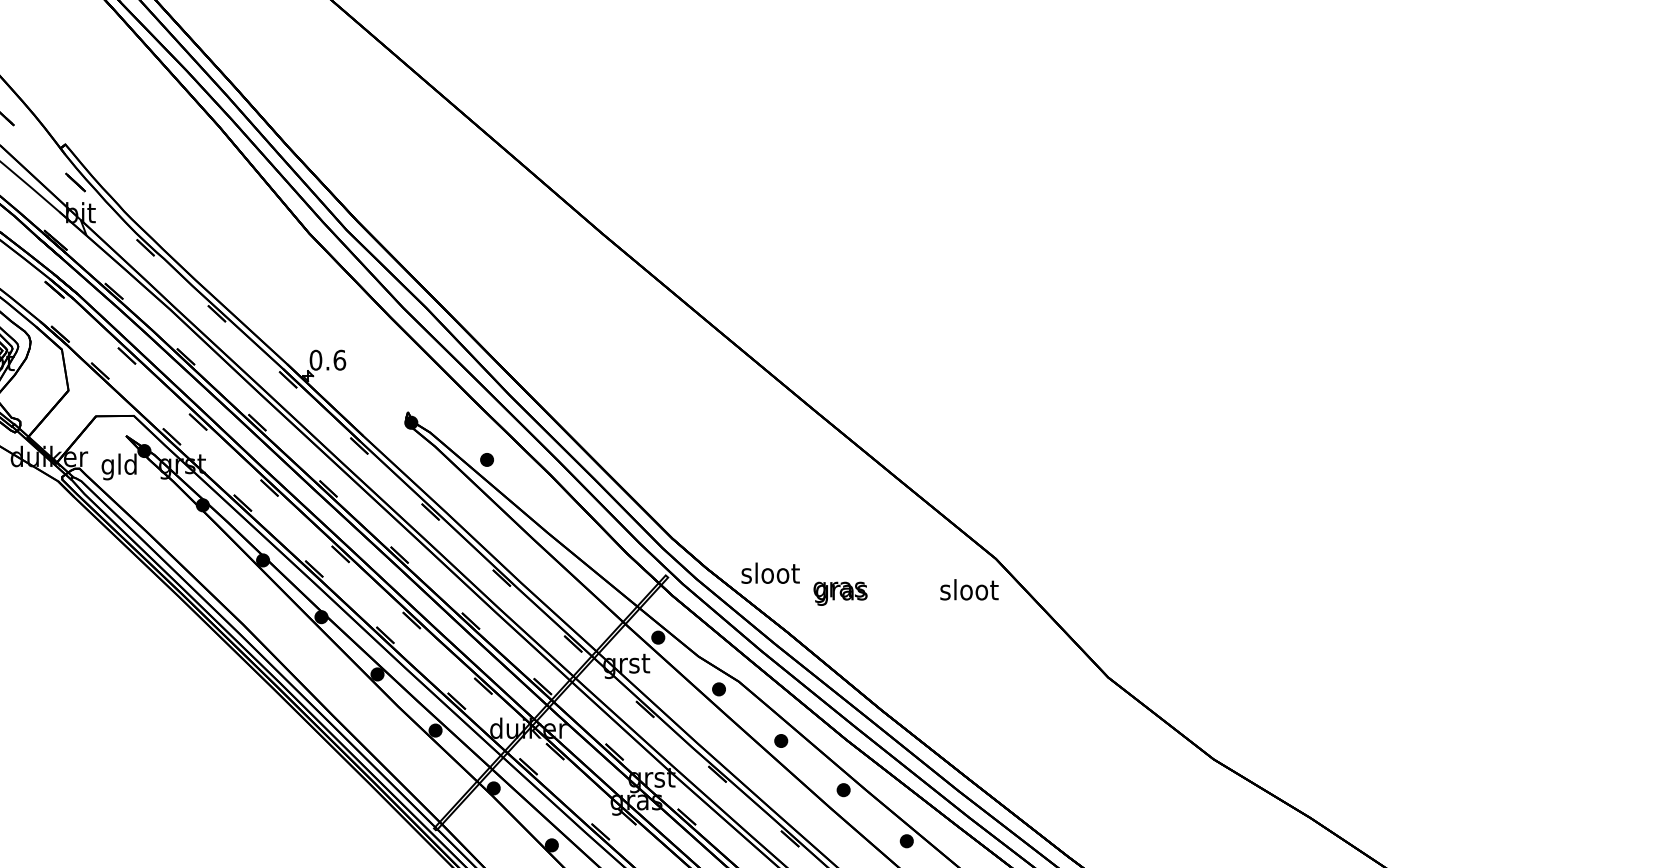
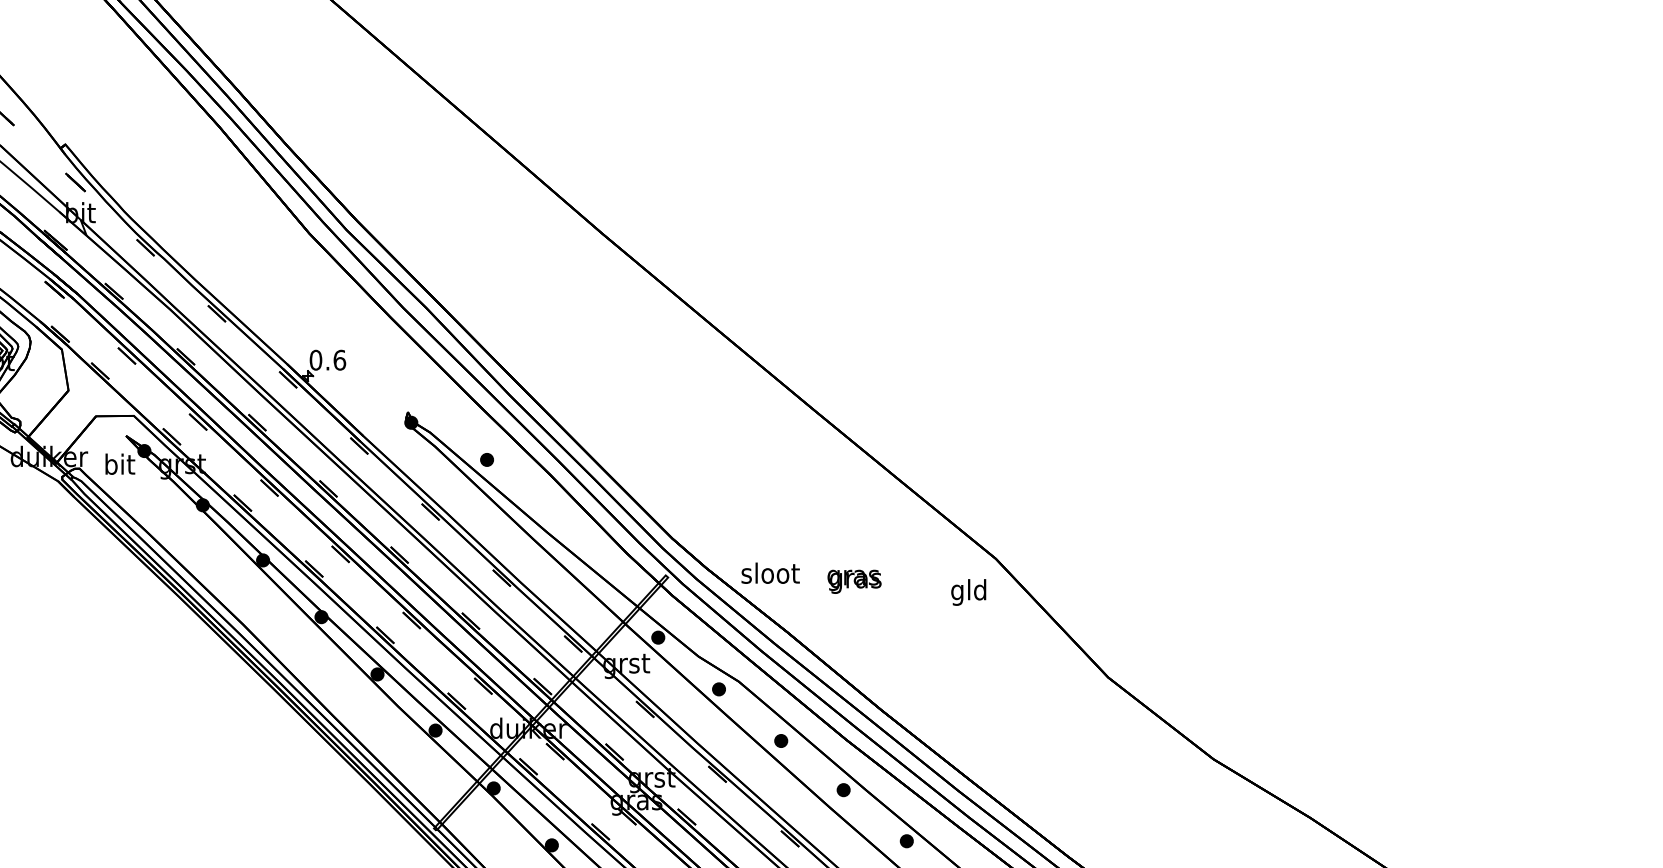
text: gld -> bit (118, 466)
text: sloot -> gld (969, 592)
text position: (840, 593) -> (854, 581) (854, 581)
